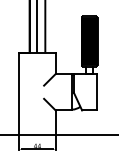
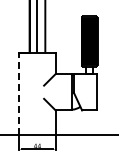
line: solid -> dashed (19, 93)
